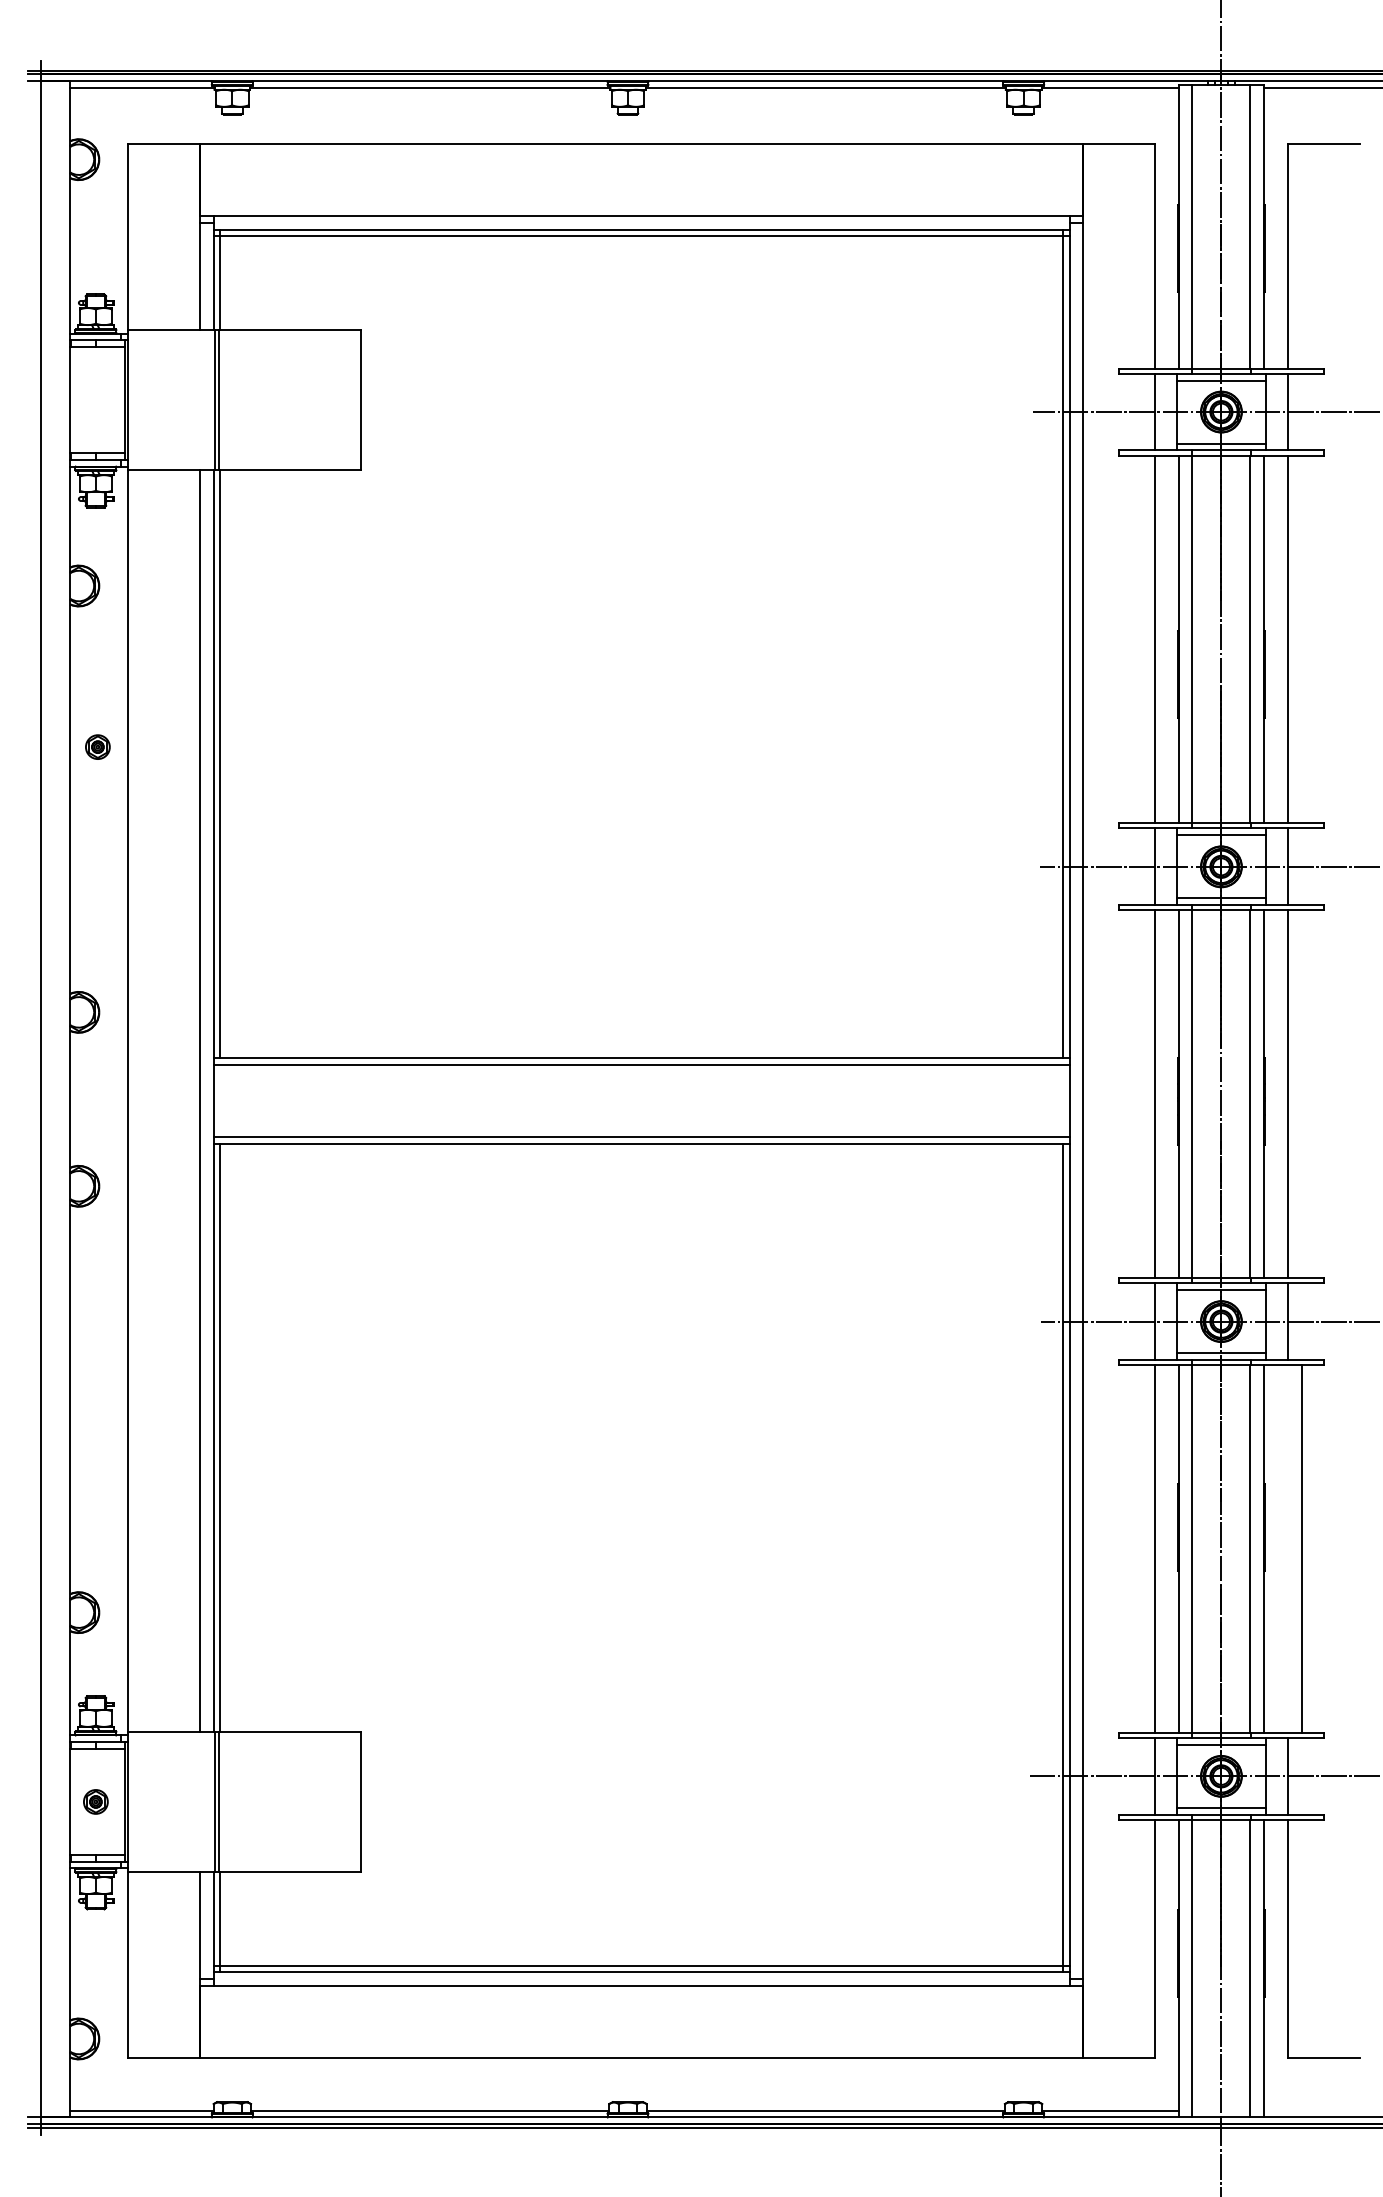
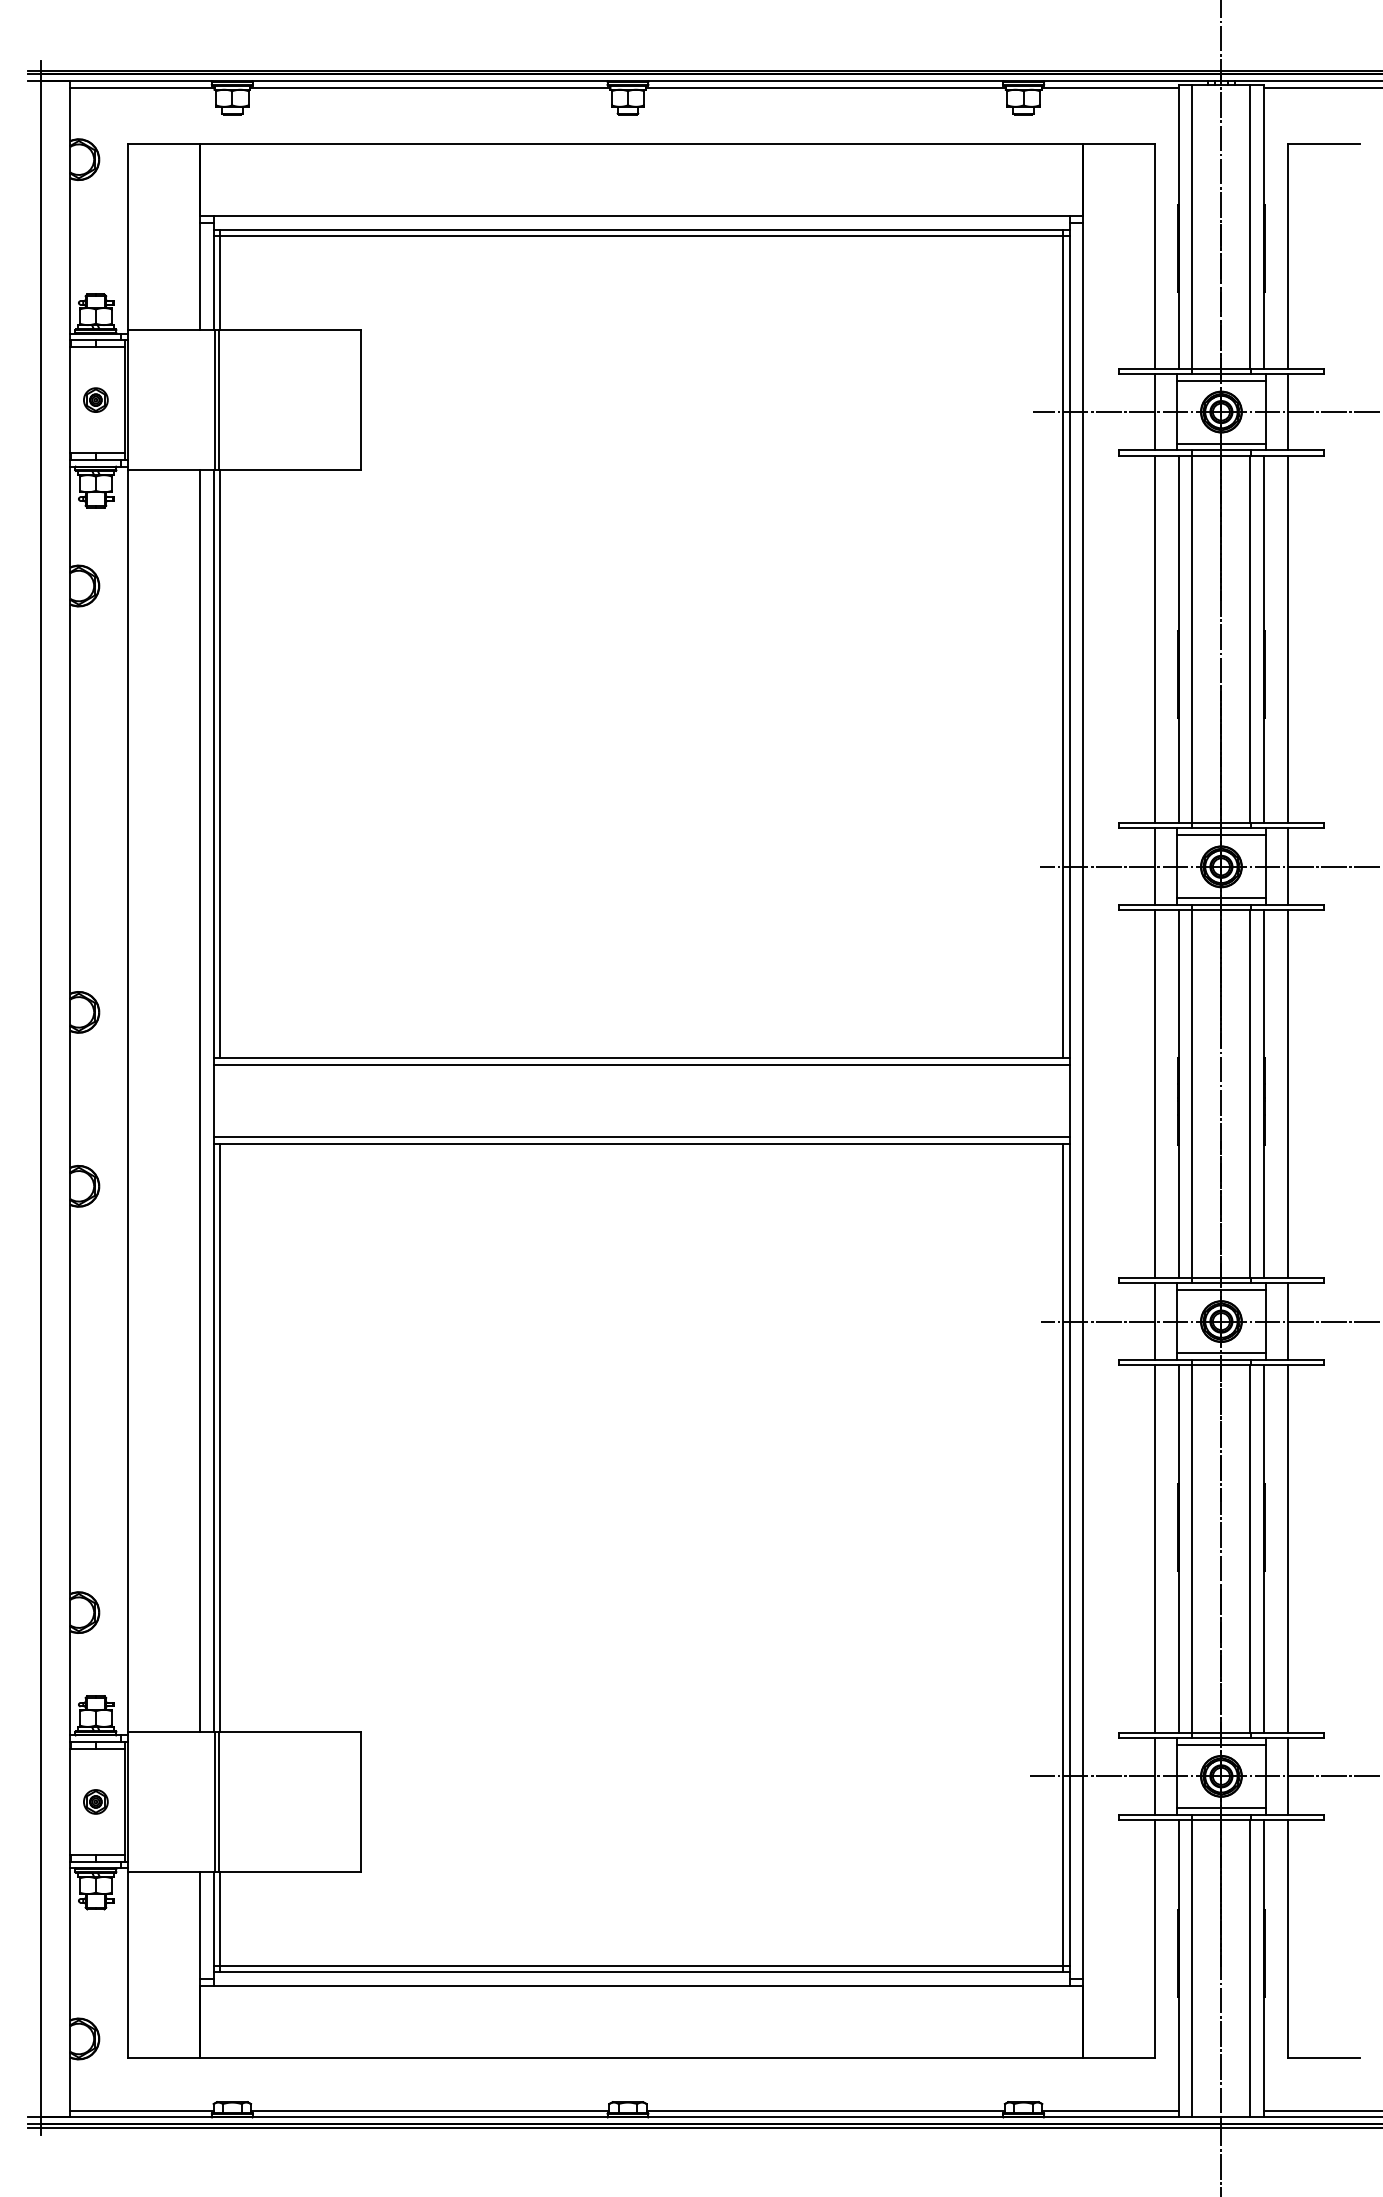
part position: (97, 746) -> (95, 399) (95, 399)
line position: (1301, 1548) -> (1287, 1548) (1287, 1548)
line: none -> present (1321, 2110)
